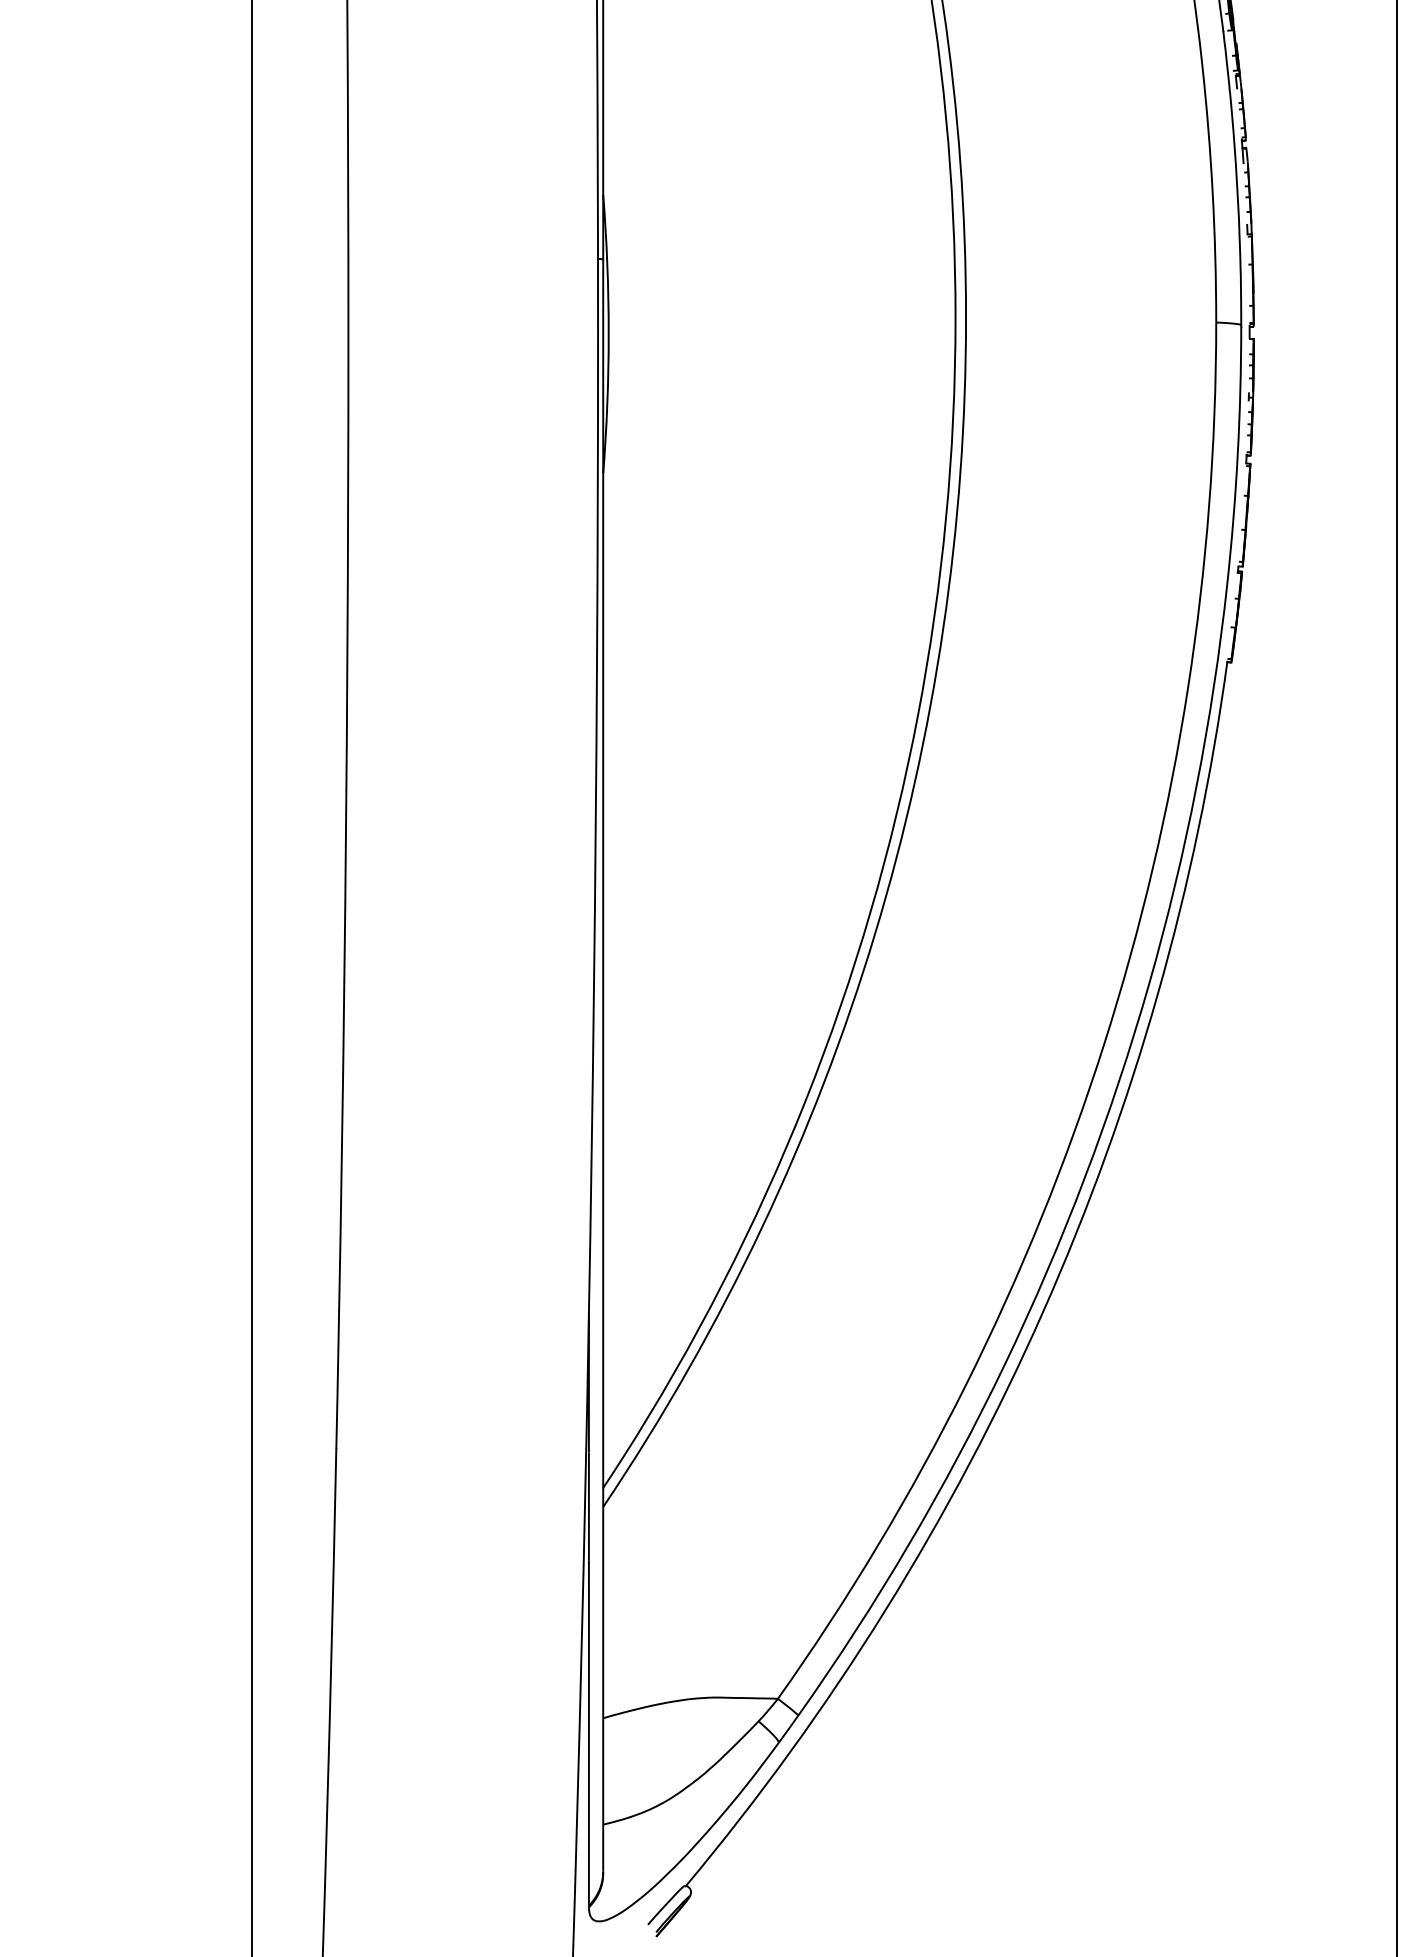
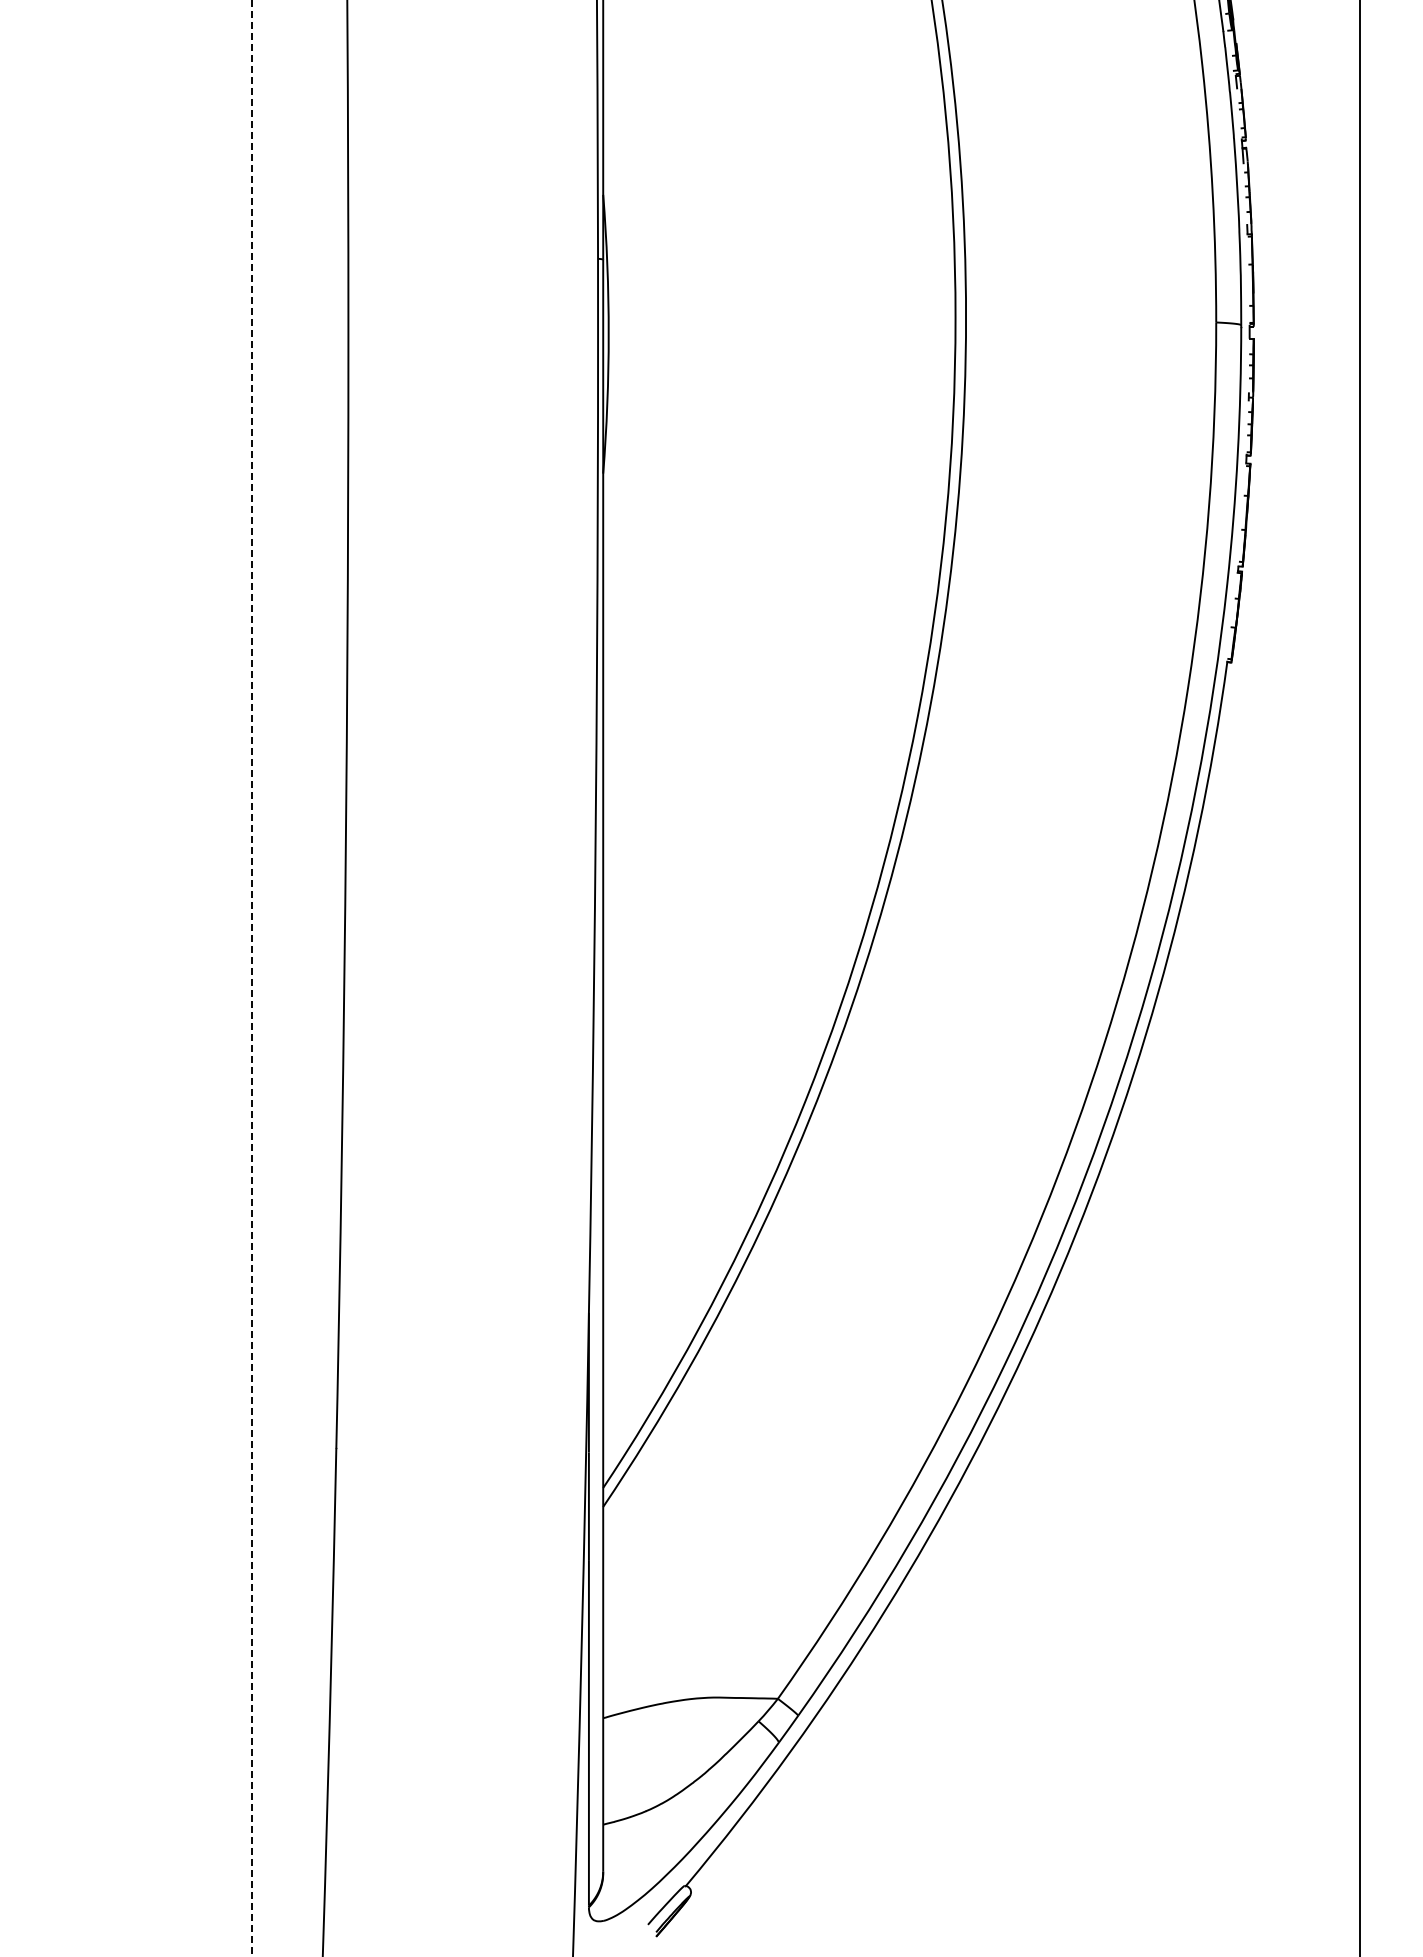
line position: (1396, 977) -> (1359, 977) (1359, 977)
line: solid -> dashed (252, 978)
